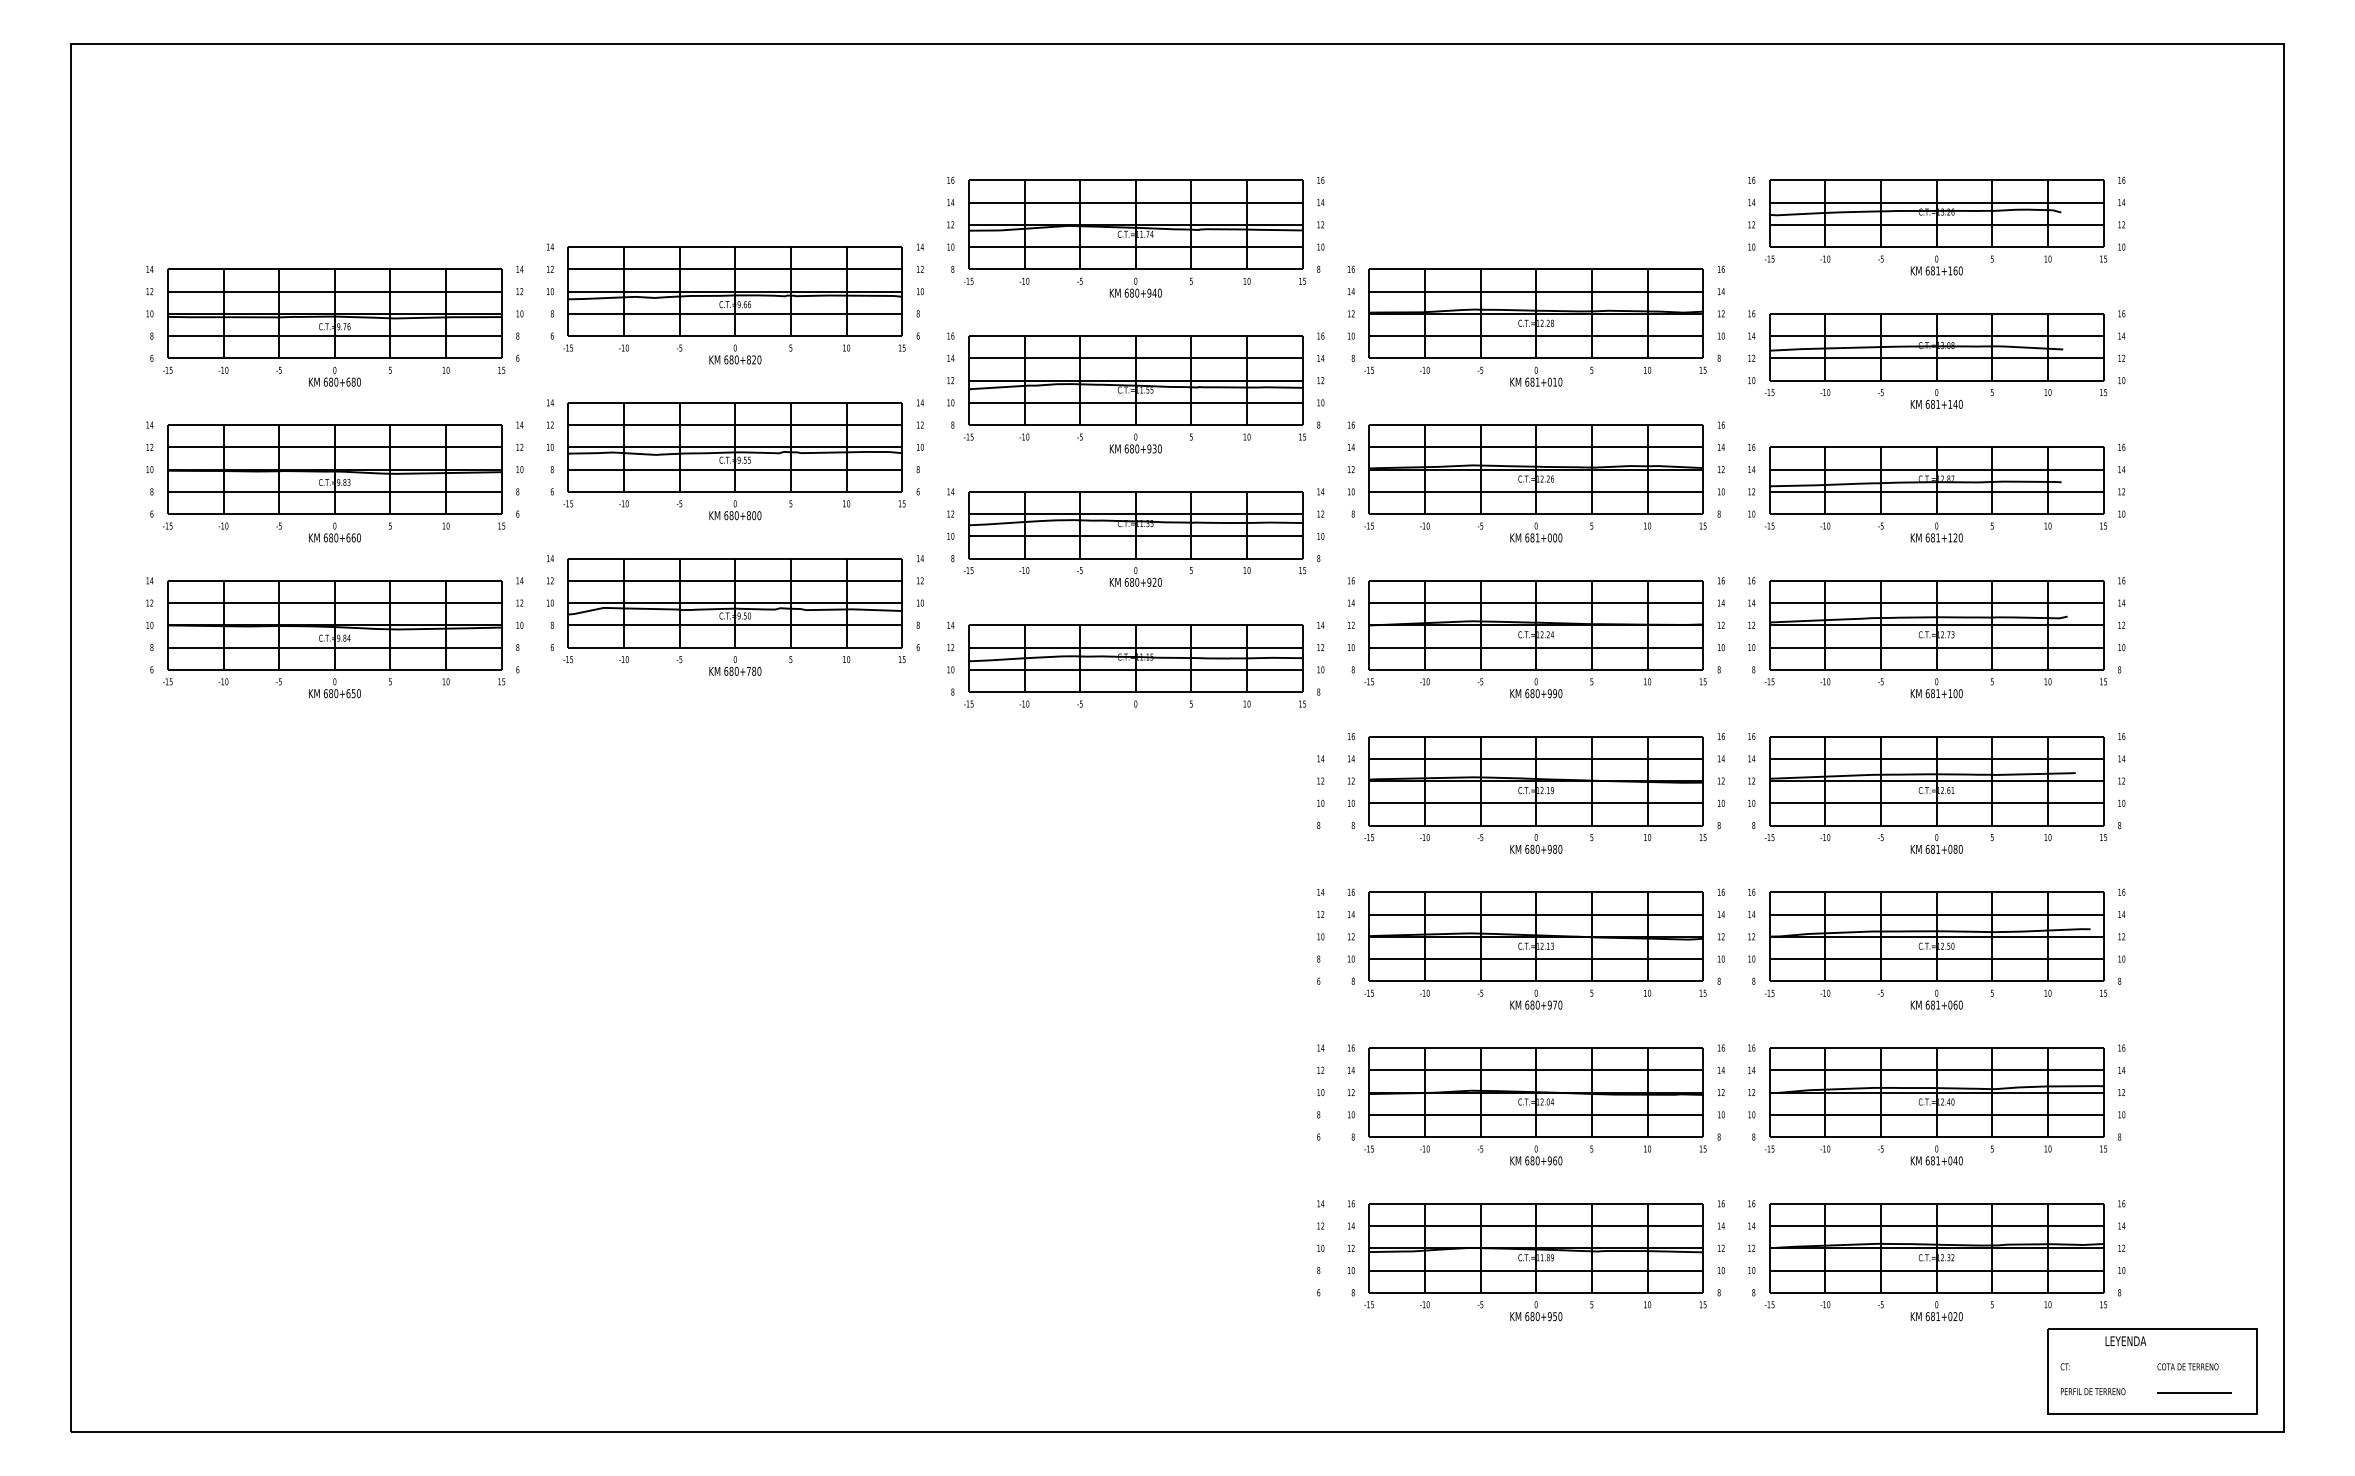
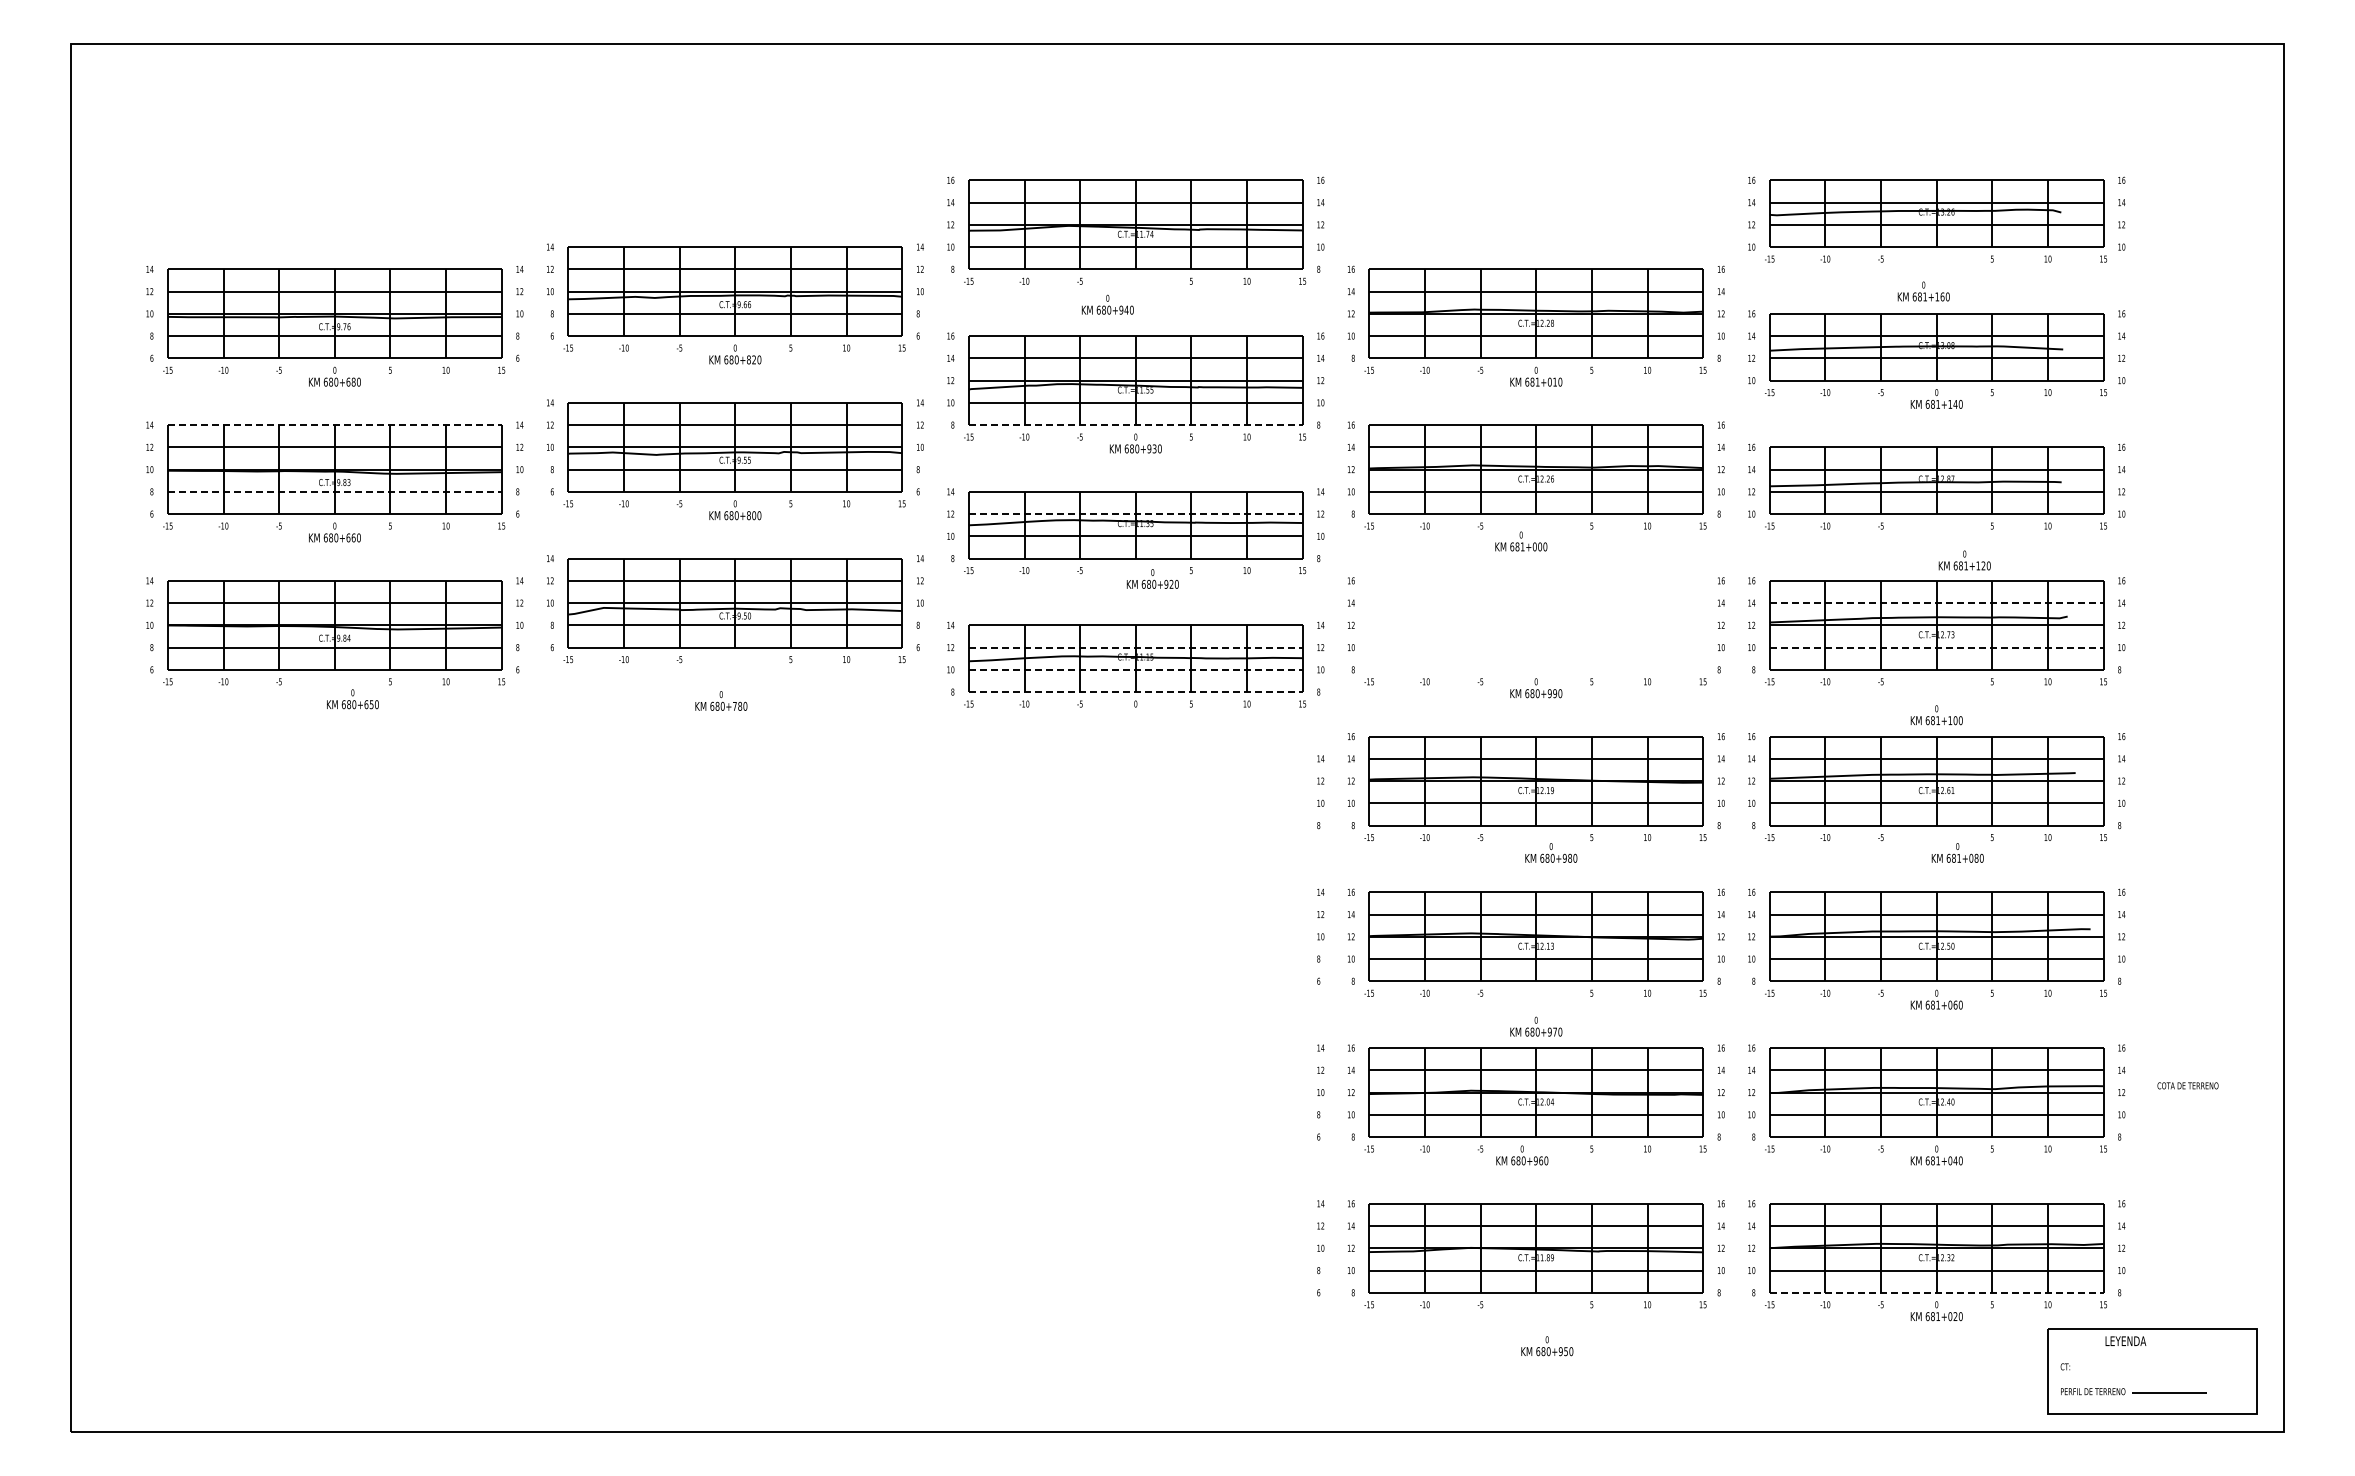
text position: (1936, 265) -> (1923, 291) (1923, 291)
text position: (1135, 287) -> (1107, 304) (1107, 304)
line: solid -> dashed (334, 425)
line: solid -> dashed (1135, 425)
line: solid -> dashed (334, 491)
line: solid -> dashed (1135, 514)
text position: (1536, 532) -> (1521, 541) (1521, 541)
text position: (1936, 532) -> (1964, 560) (1964, 560)
text position: (1135, 576) -> (1152, 578) (1152, 578)
line: solid -> dashed (1936, 603)
part: present -> none (1535, 625)
line: solid -> dashed (1135, 647)
line: solid -> dashed (1936, 647)
text position: (735, 665) -> (721, 700) (721, 700)
line: solid -> dashed (1135, 669)
text position: (334, 688) -> (352, 699) (352, 699)
text position: (1936, 688) -> (1936, 715) (1936, 715)
line: solid -> dashed (1135, 692)
text position: (1536, 843) -> (1551, 852) (1551, 852)
text position: (1936, 843) -> (1957, 852) (1957, 852)
text position: (1536, 999) -> (1536, 1026) (1536, 1026)
text position: (1536, 1155) -> (1522, 1155) (1522, 1155)
line: solid -> dashed (1936, 1292)
text position: (1536, 1311) -> (1547, 1346) (1547, 1346)
text position: (2187, 1366) -> (2187, 1085) (2187, 1085)
line position: (2194, 1392) -> (2169, 1392) (2169, 1392)
